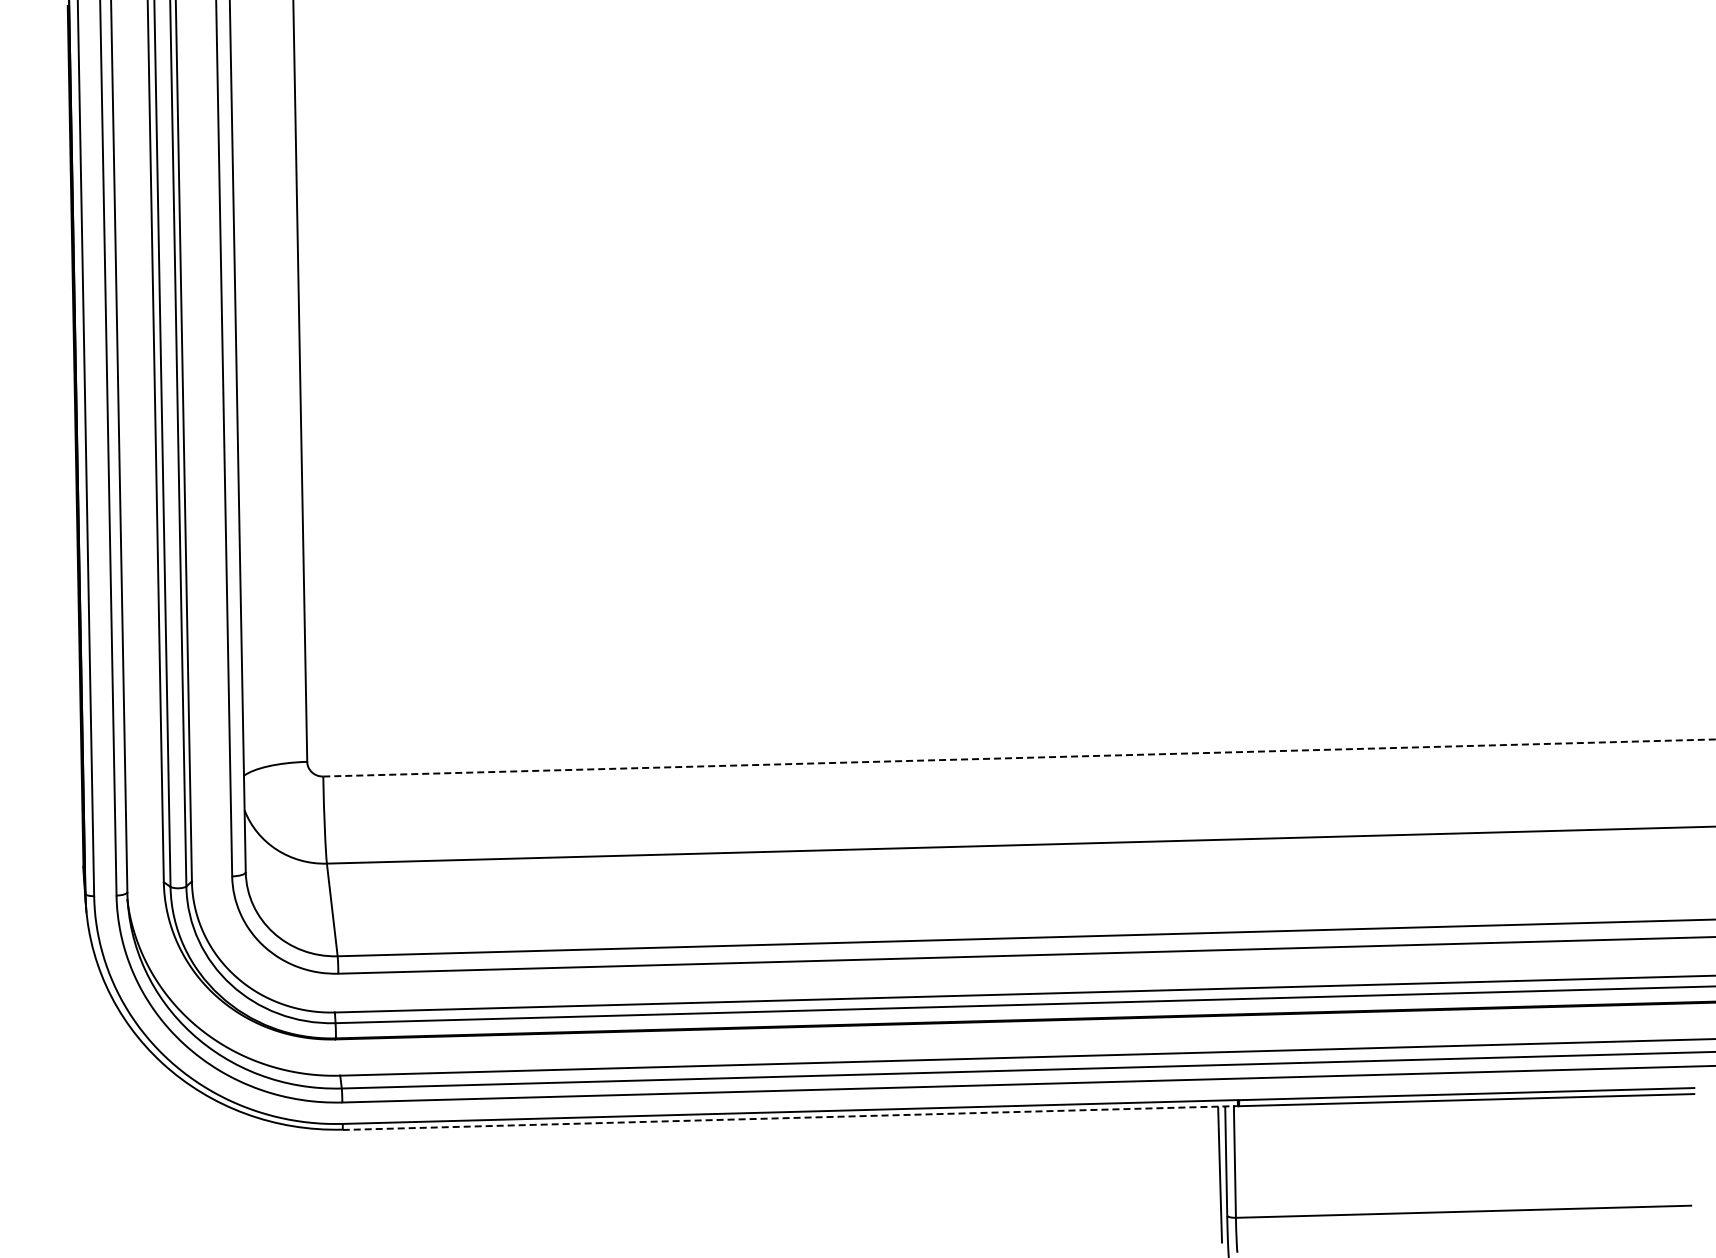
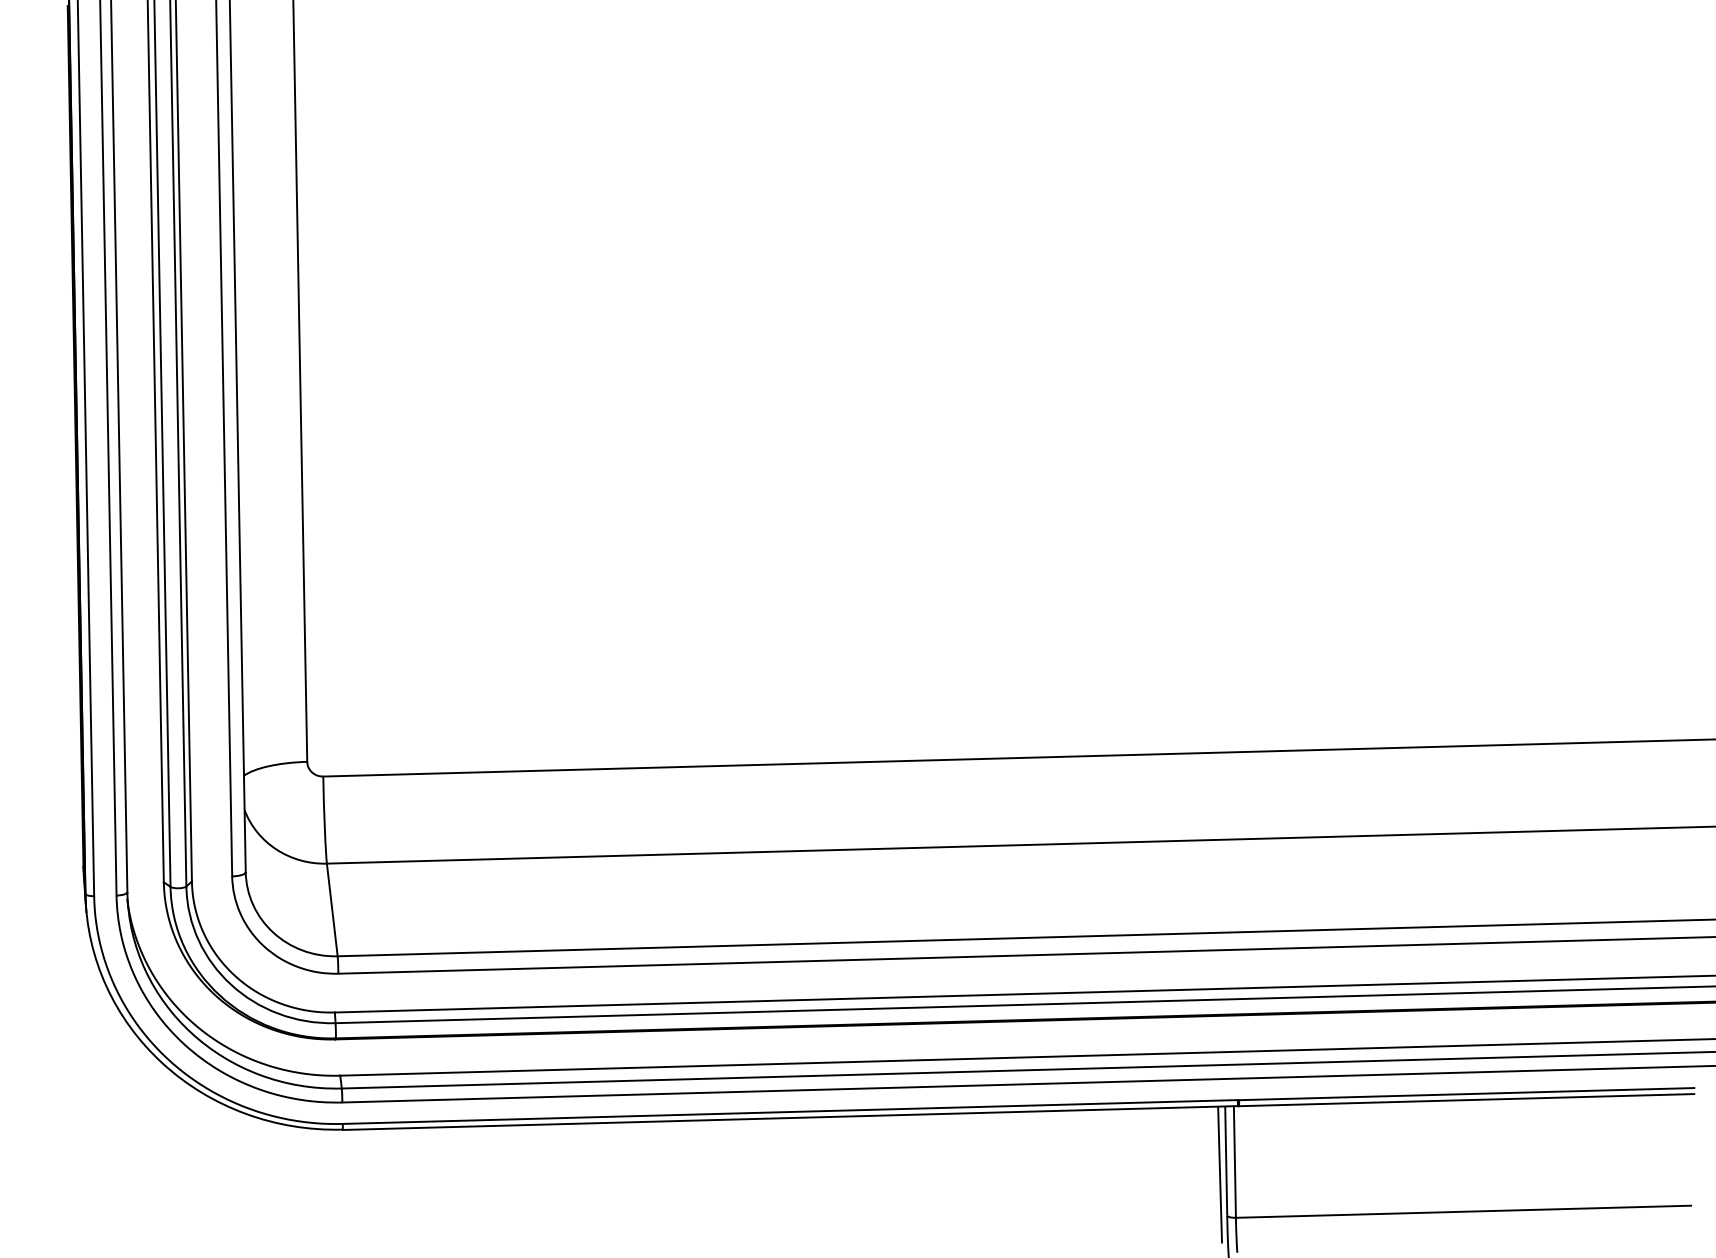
line: dashed -> solid (1019, 757)
line: dashed -> solid (790, 1118)
